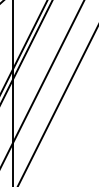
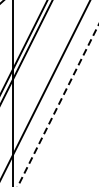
line position: (42, 83) -> (45, 89) (45, 89)
line: solid -> dashed (58, 105)
